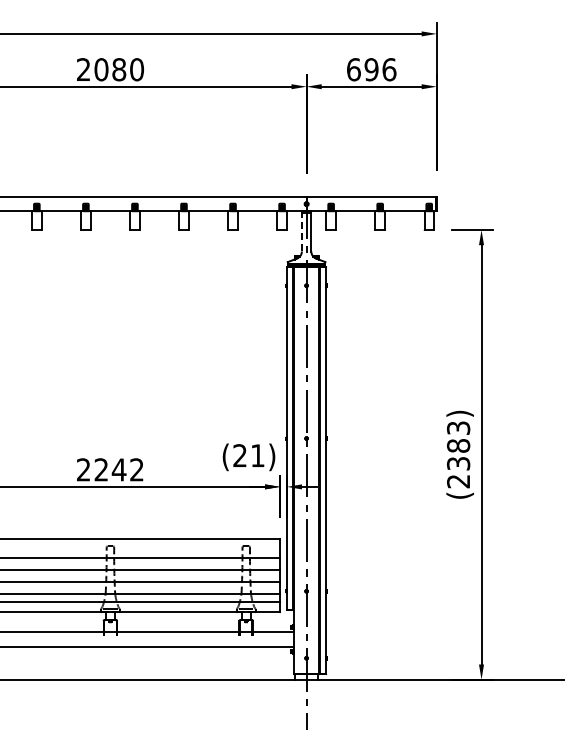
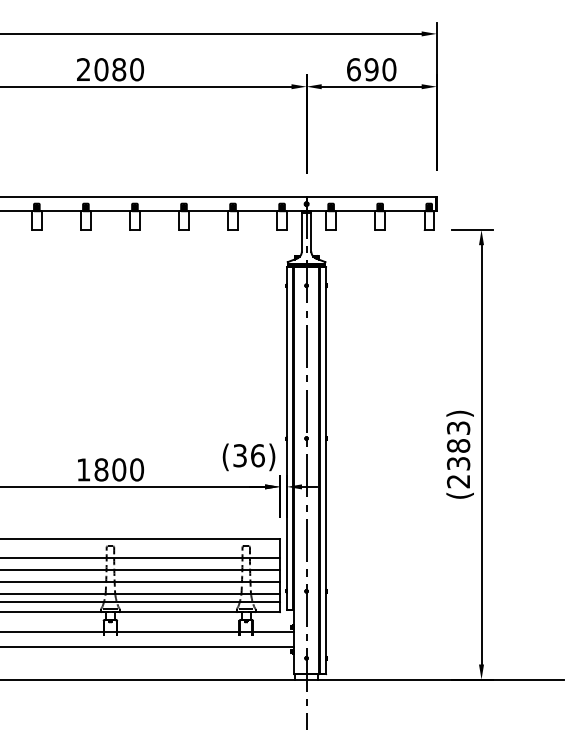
text: 696 -> 690 (389, 69)
line: dashed -> solid (301, 231)
text: (21) -> (36) (248, 455)
text: 2242 -> 1800 (110, 469)
